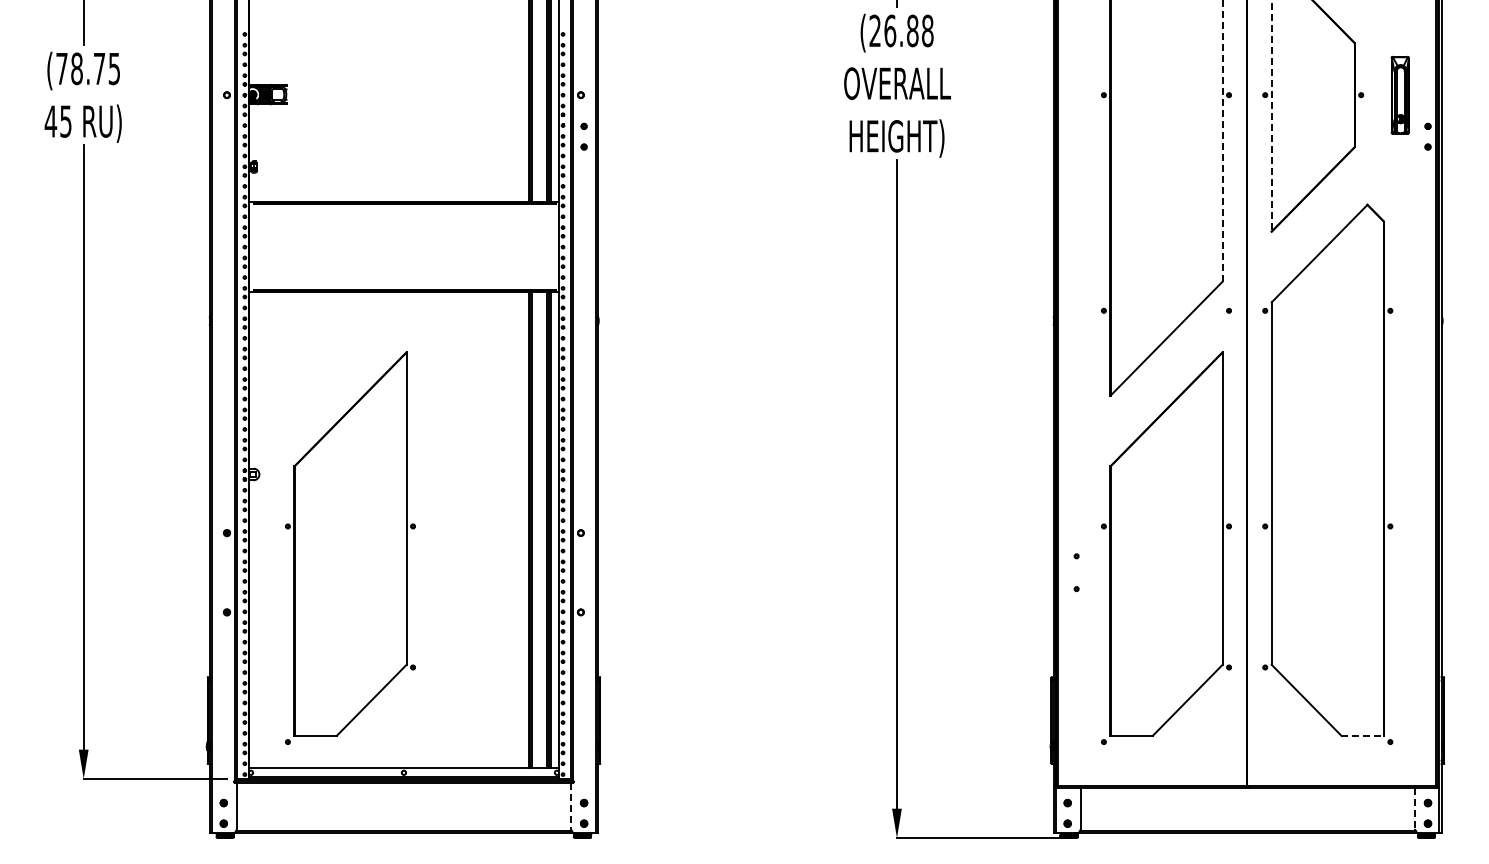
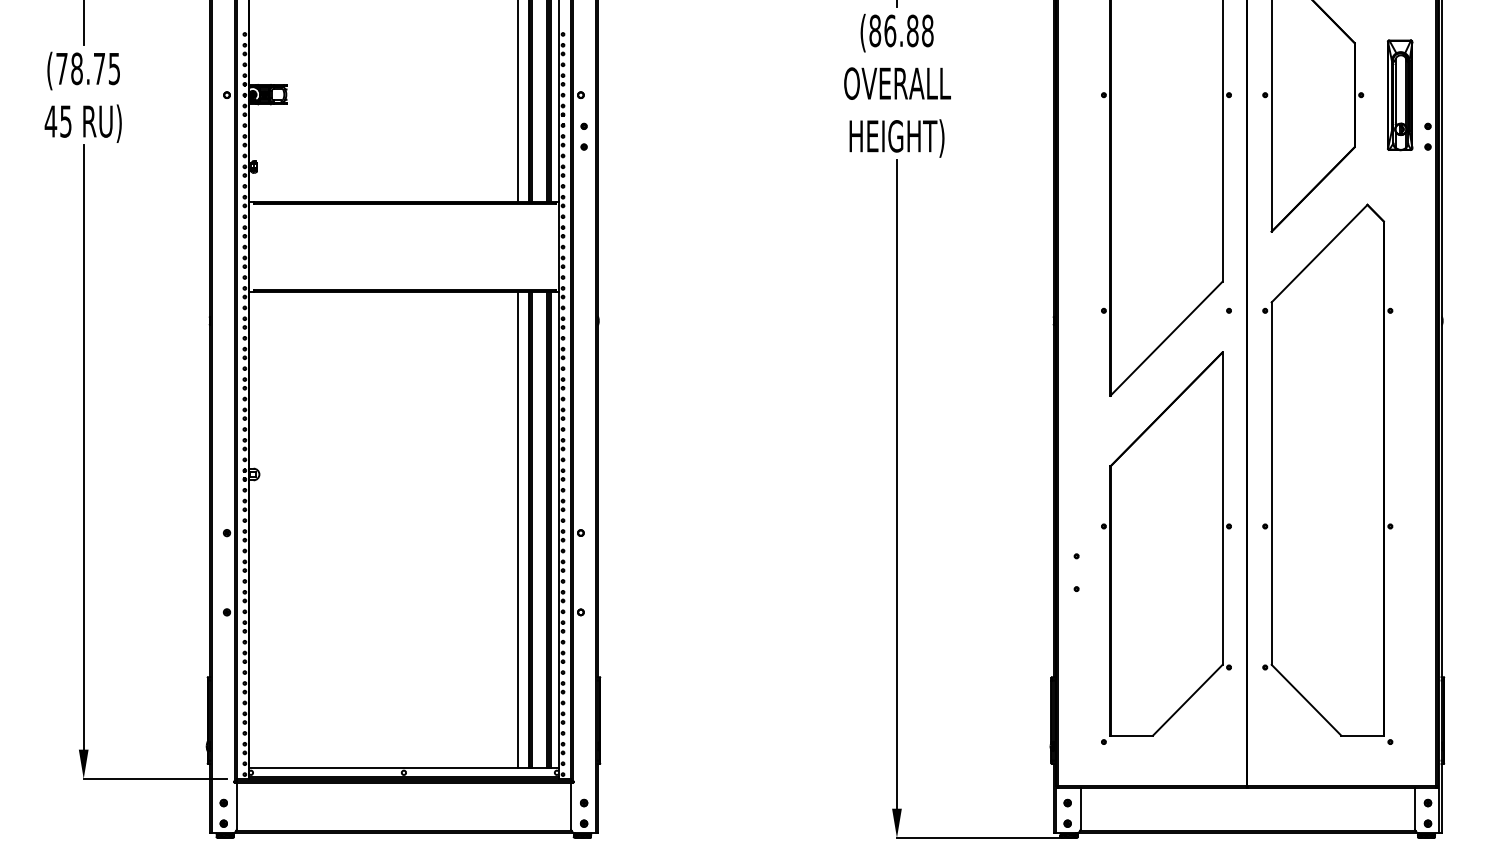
text: (26.88 -> (86.88 (875, 30)
part size: 20x80 px -> 27x113 px (1400, 95)
line: none -> present (517, 101)
line: dashed -> solid (1271, 116)
line: dashed -> solid (1222, 141)
line: none -> present (517, 530)
part: present -> none (350, 547)
line: dashed -> solid (1363, 735)
line: dashed -> solid (571, 806)
line: dashed -> solid (1414, 808)
